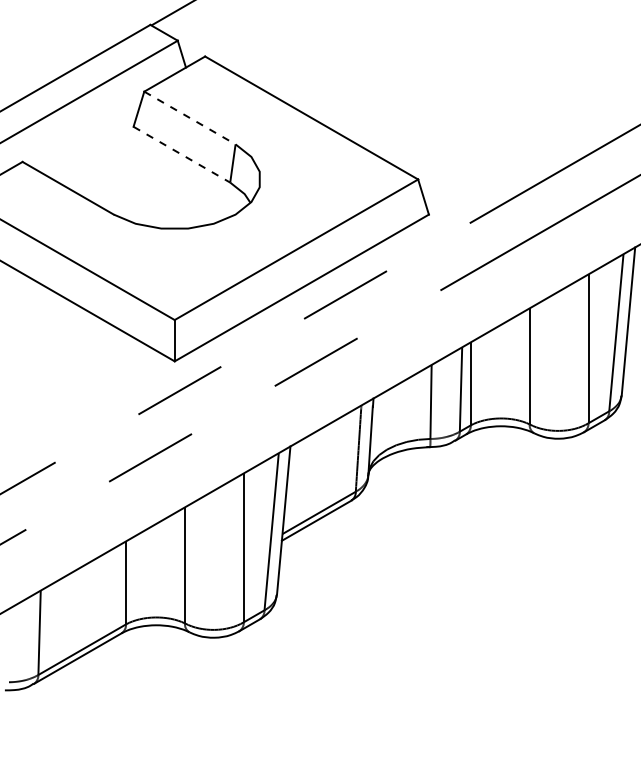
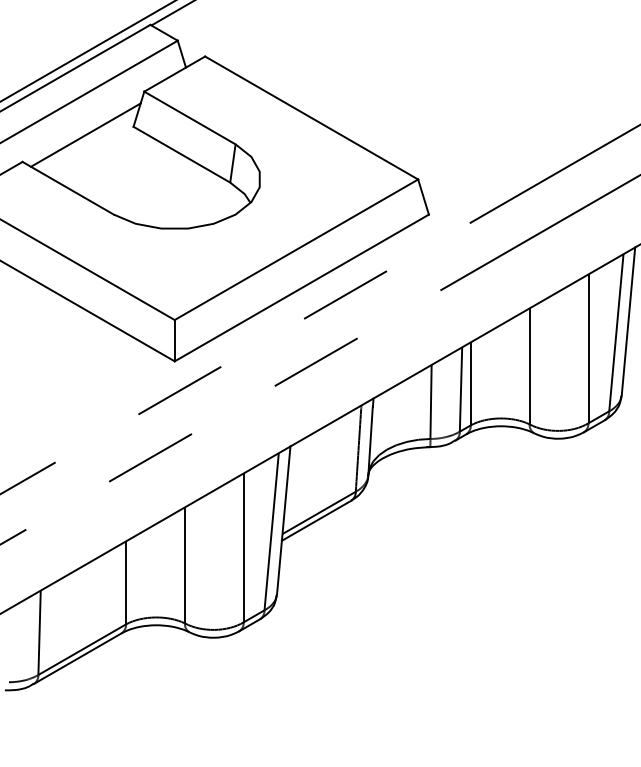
line: none -> present (87, 51)
line: dashed -> solid (189, 118)
line: none -> present (85, 134)
line: dashed -> solid (181, 154)
